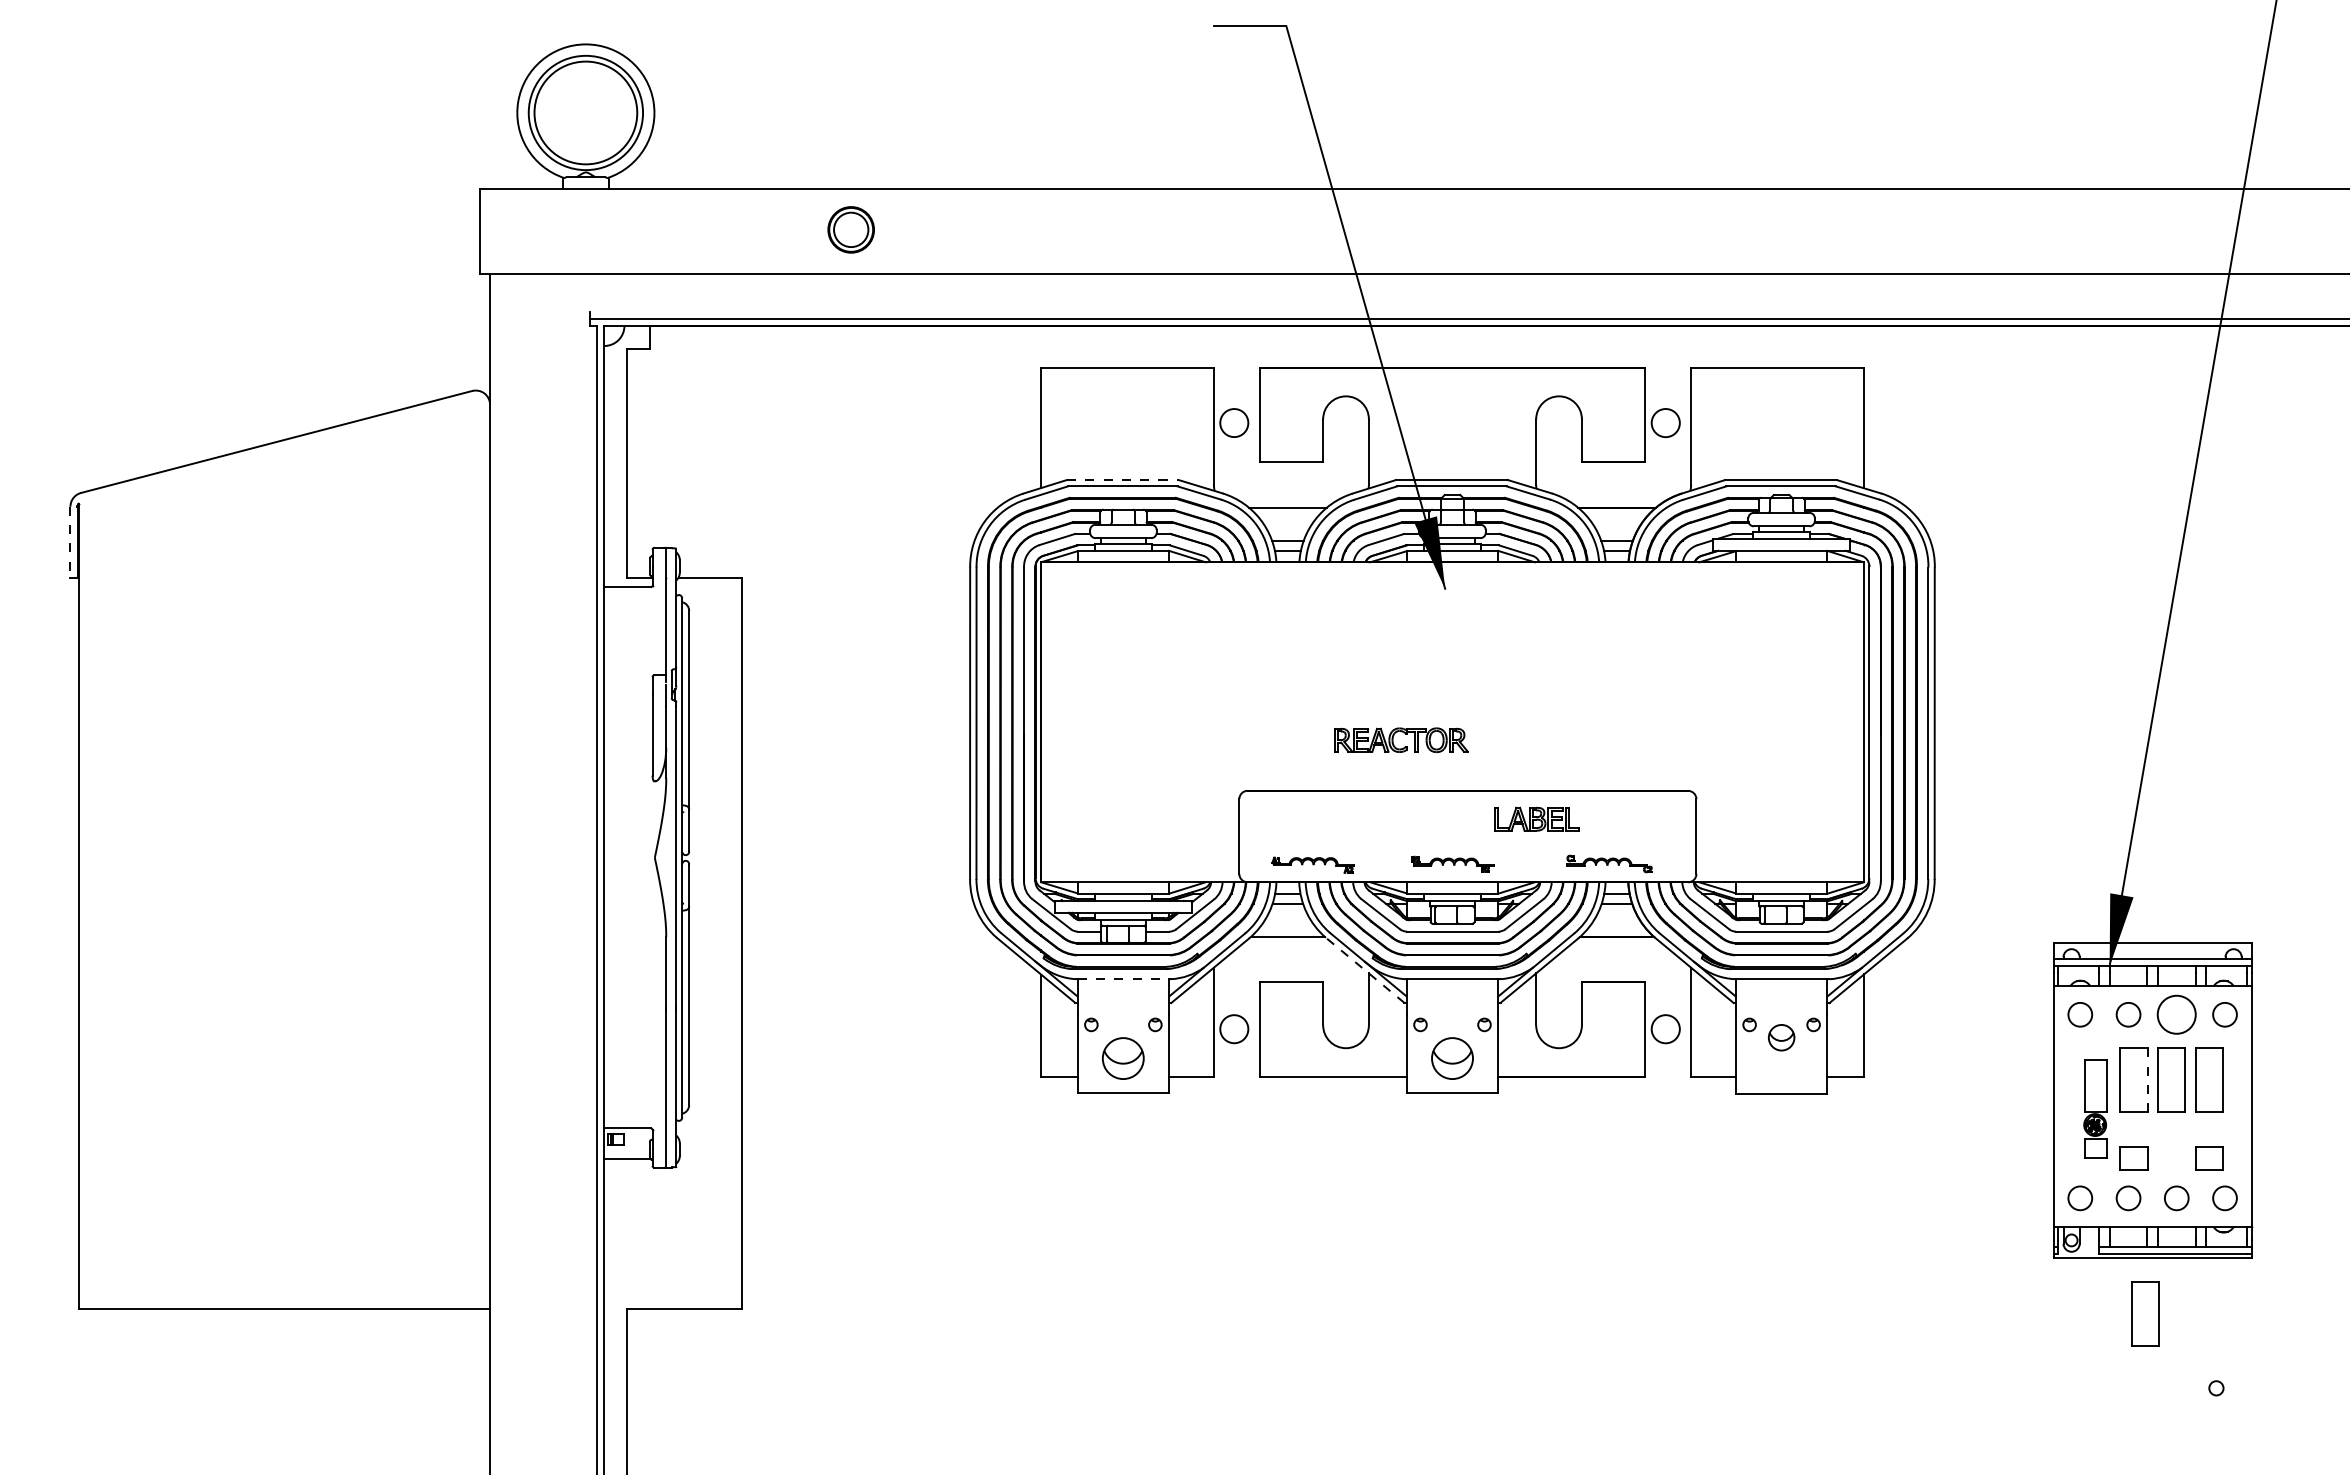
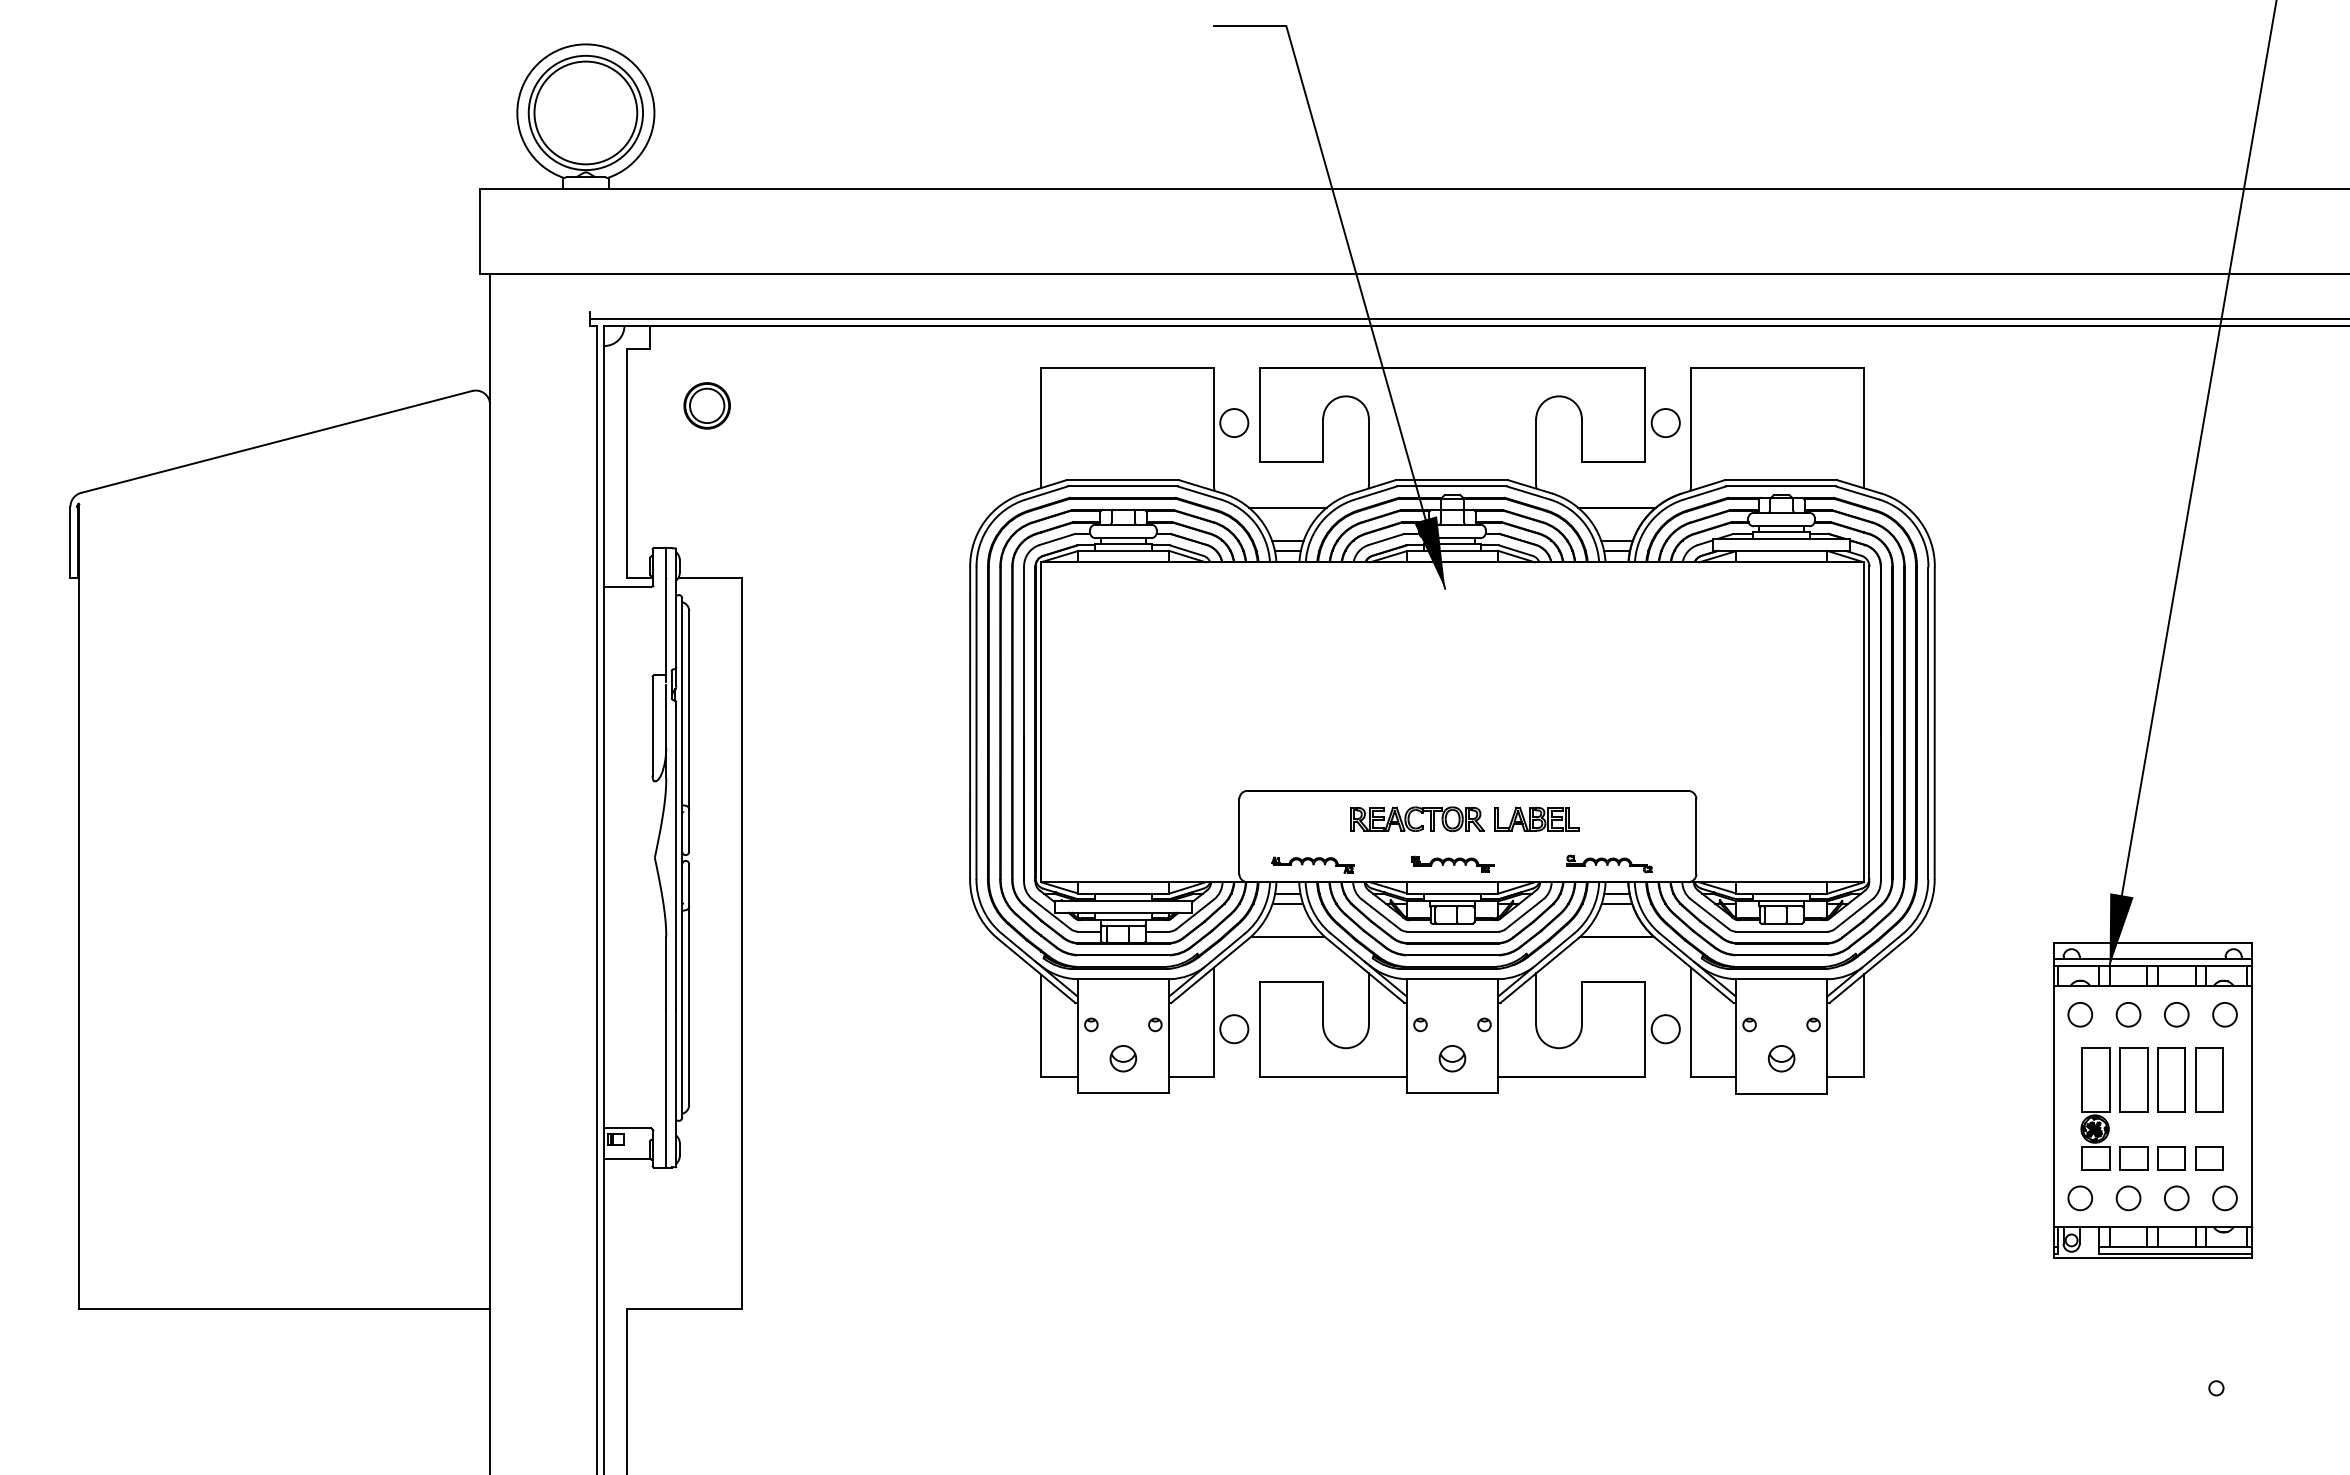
part position: (850, 229) -> (706, 405) (706, 405)
line: dashed -> solid (1122, 480)
line: dashed -> solid (70, 542)
part position: (1405, 734) -> (1421, 813) (1421, 813)
line: dashed -> solid (1364, 970)
line: dashed -> solid (1123, 979)
circle diameter: 38 px -> 24 px (2176, 1014)
part position: (1781, 1037) -> (1781, 1058) (1781, 1058)
part size: 44x43 px -> 29x28 px (1123, 1058)
part size: 43x43 px -> 29x28 px (1452, 1058)
line: dashed -> solid (2147, 1080)
part size: 25x100 px -> 31x124 px (2095, 1108)
part: none -> present (2171, 1158)
part: present -> none (2145, 1313)
